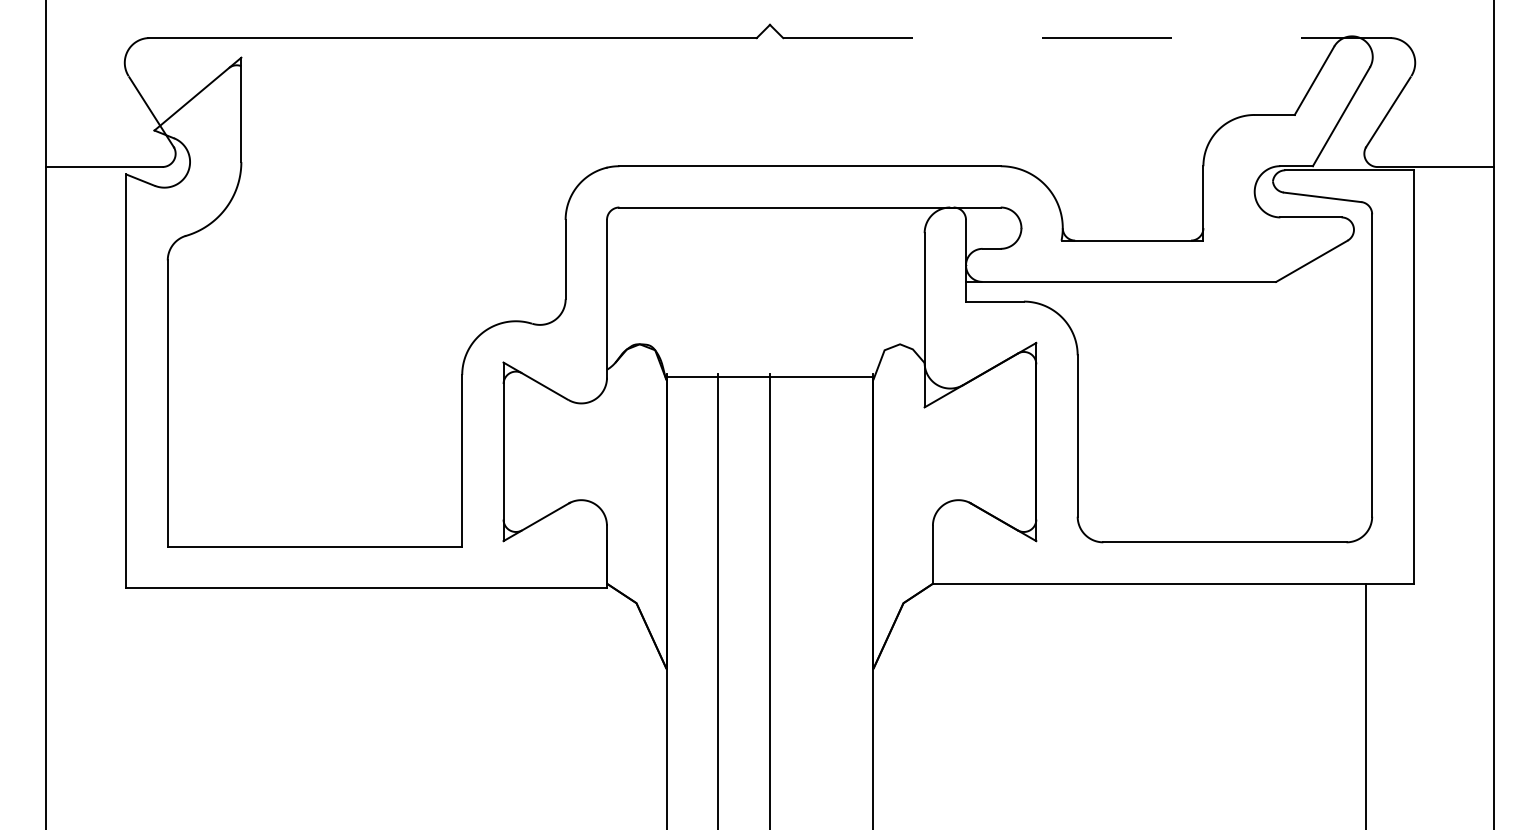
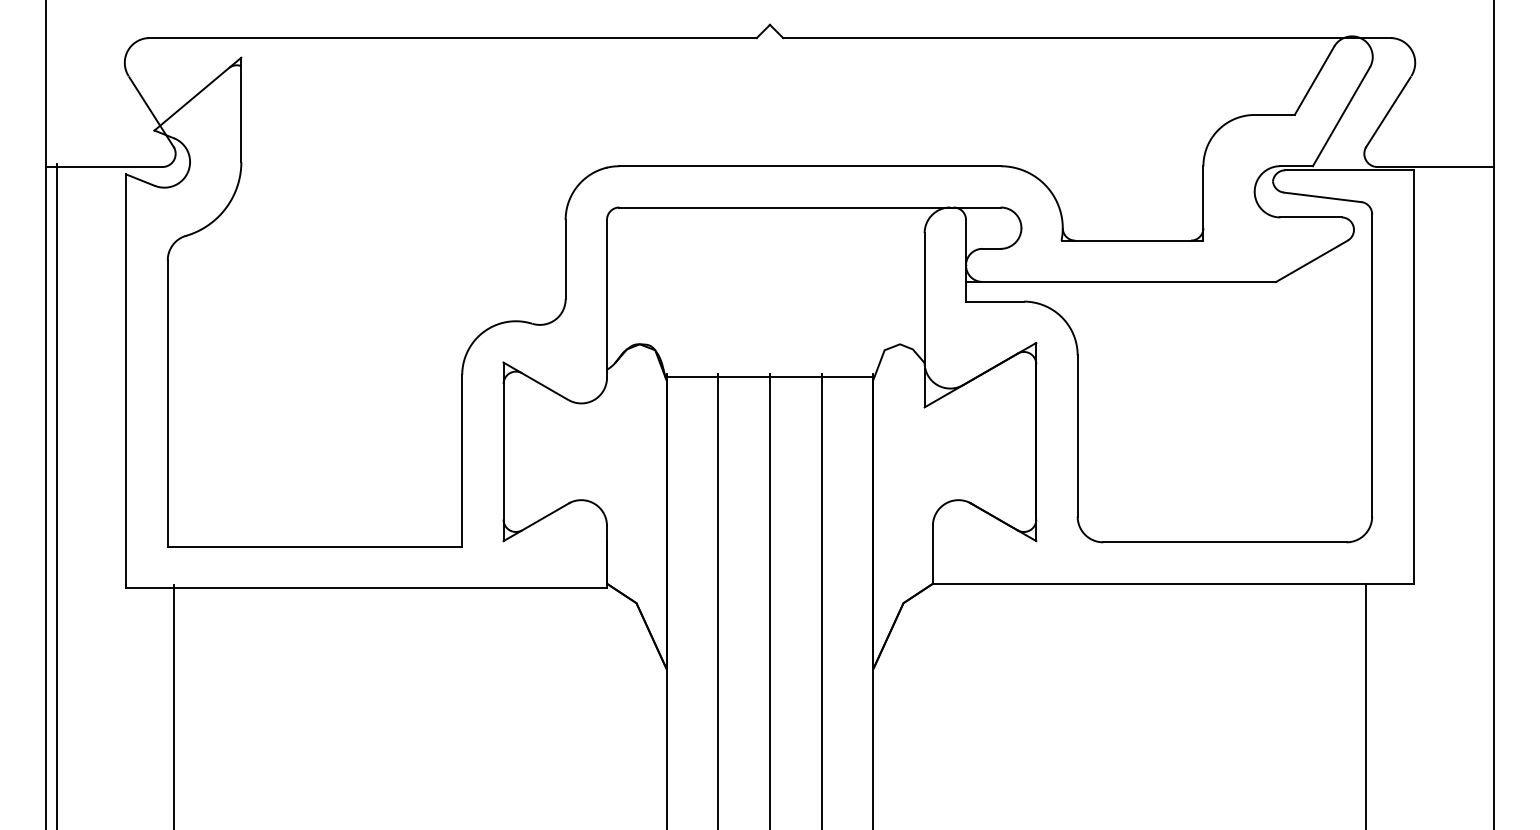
line: dashed -> solid (1088, 38)
line: none -> present (56, 495)
line: none -> present (821, 599)
line: none -> present (174, 705)
